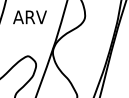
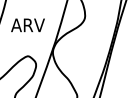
text position: (29, 17) -> (27, 25) (27, 25)
